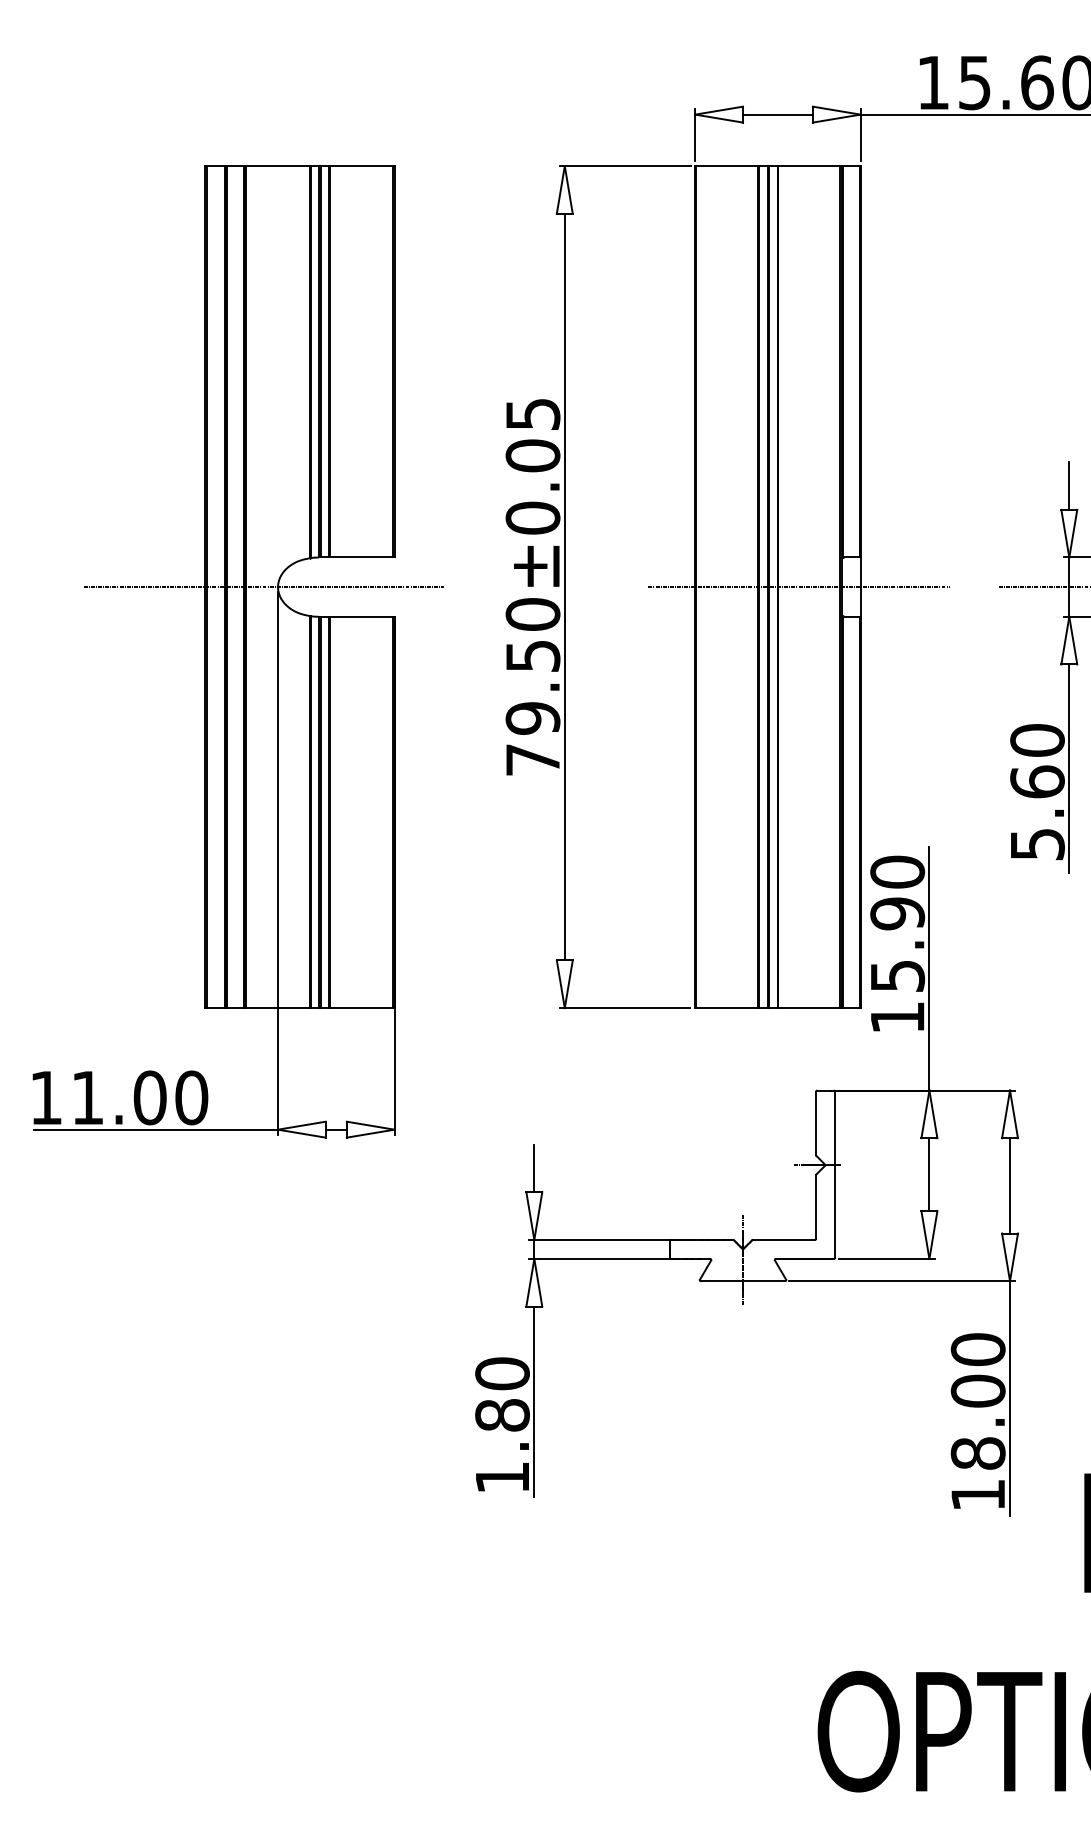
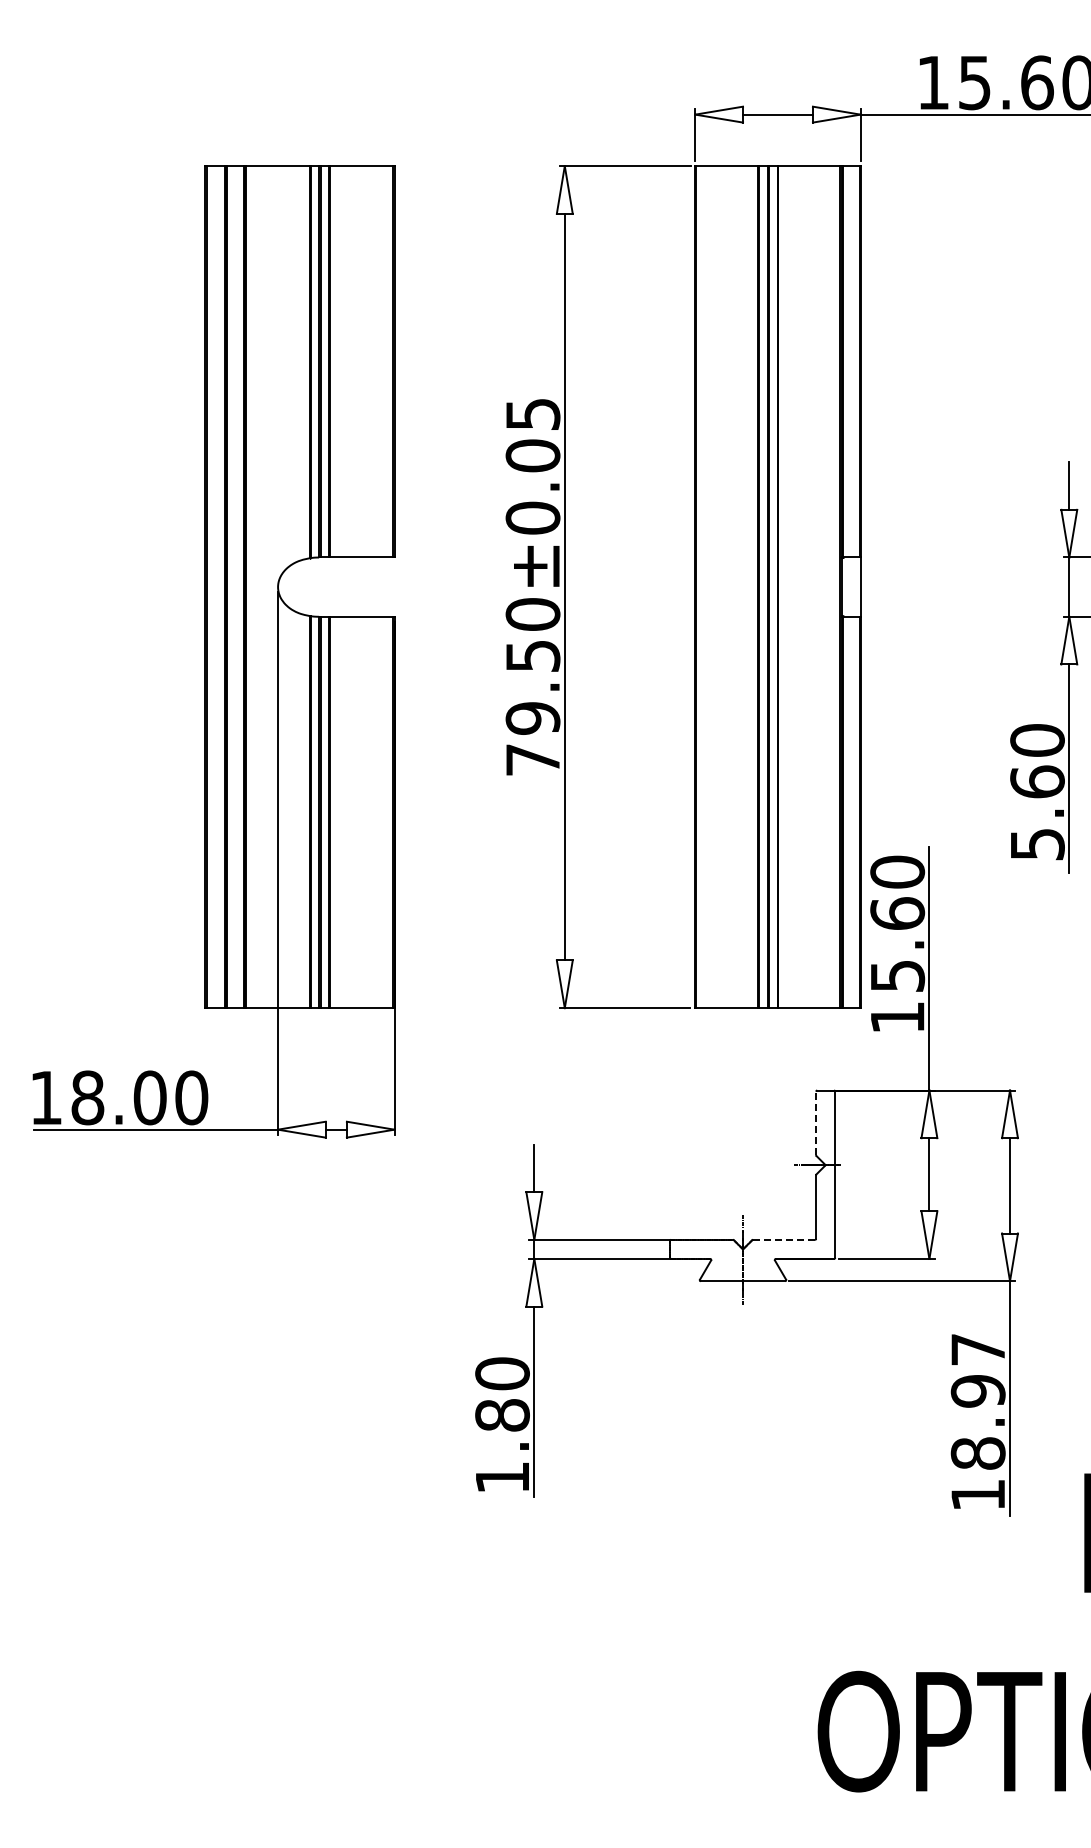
line: present -> none (263, 587)
line: present -> none (799, 587)
line: present -> none (1042, 587)
text: 15.90 -> 15.60 (897, 913)
text: 11.00 -> 18.00 (87, 1097)
line: solid -> dashed (816, 1123)
line: solid -> dashed (784, 1239)
text: 18.00 -> 18.97 (977, 1370)
